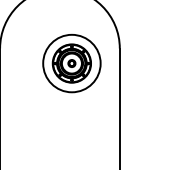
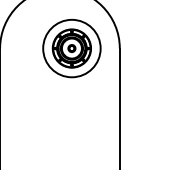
part position: (71, 63) -> (71, 48) (71, 48)
